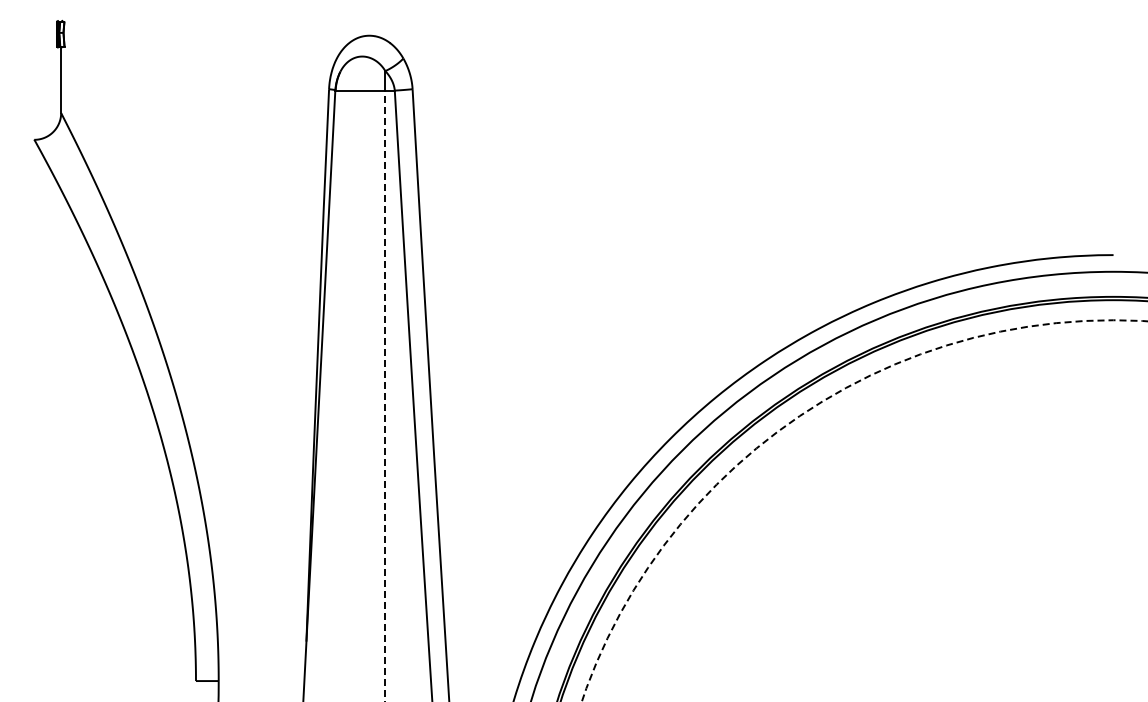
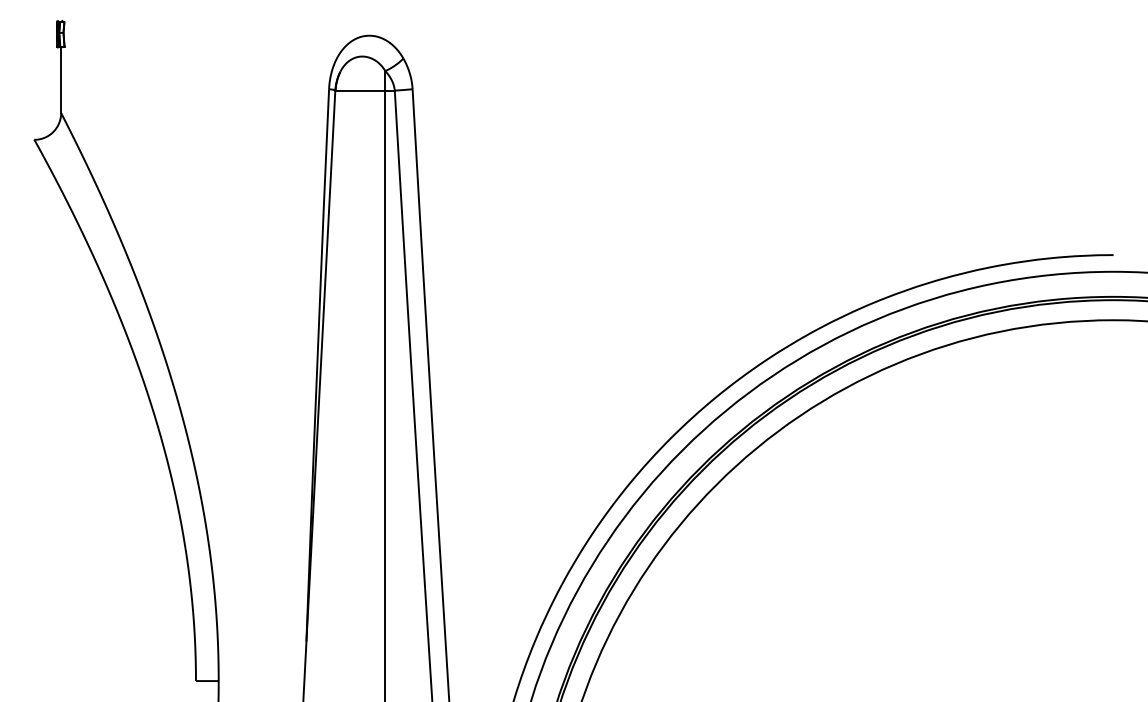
line: dashed -> solid (385, 395)
circle: dashed -> solid (864, 510)
